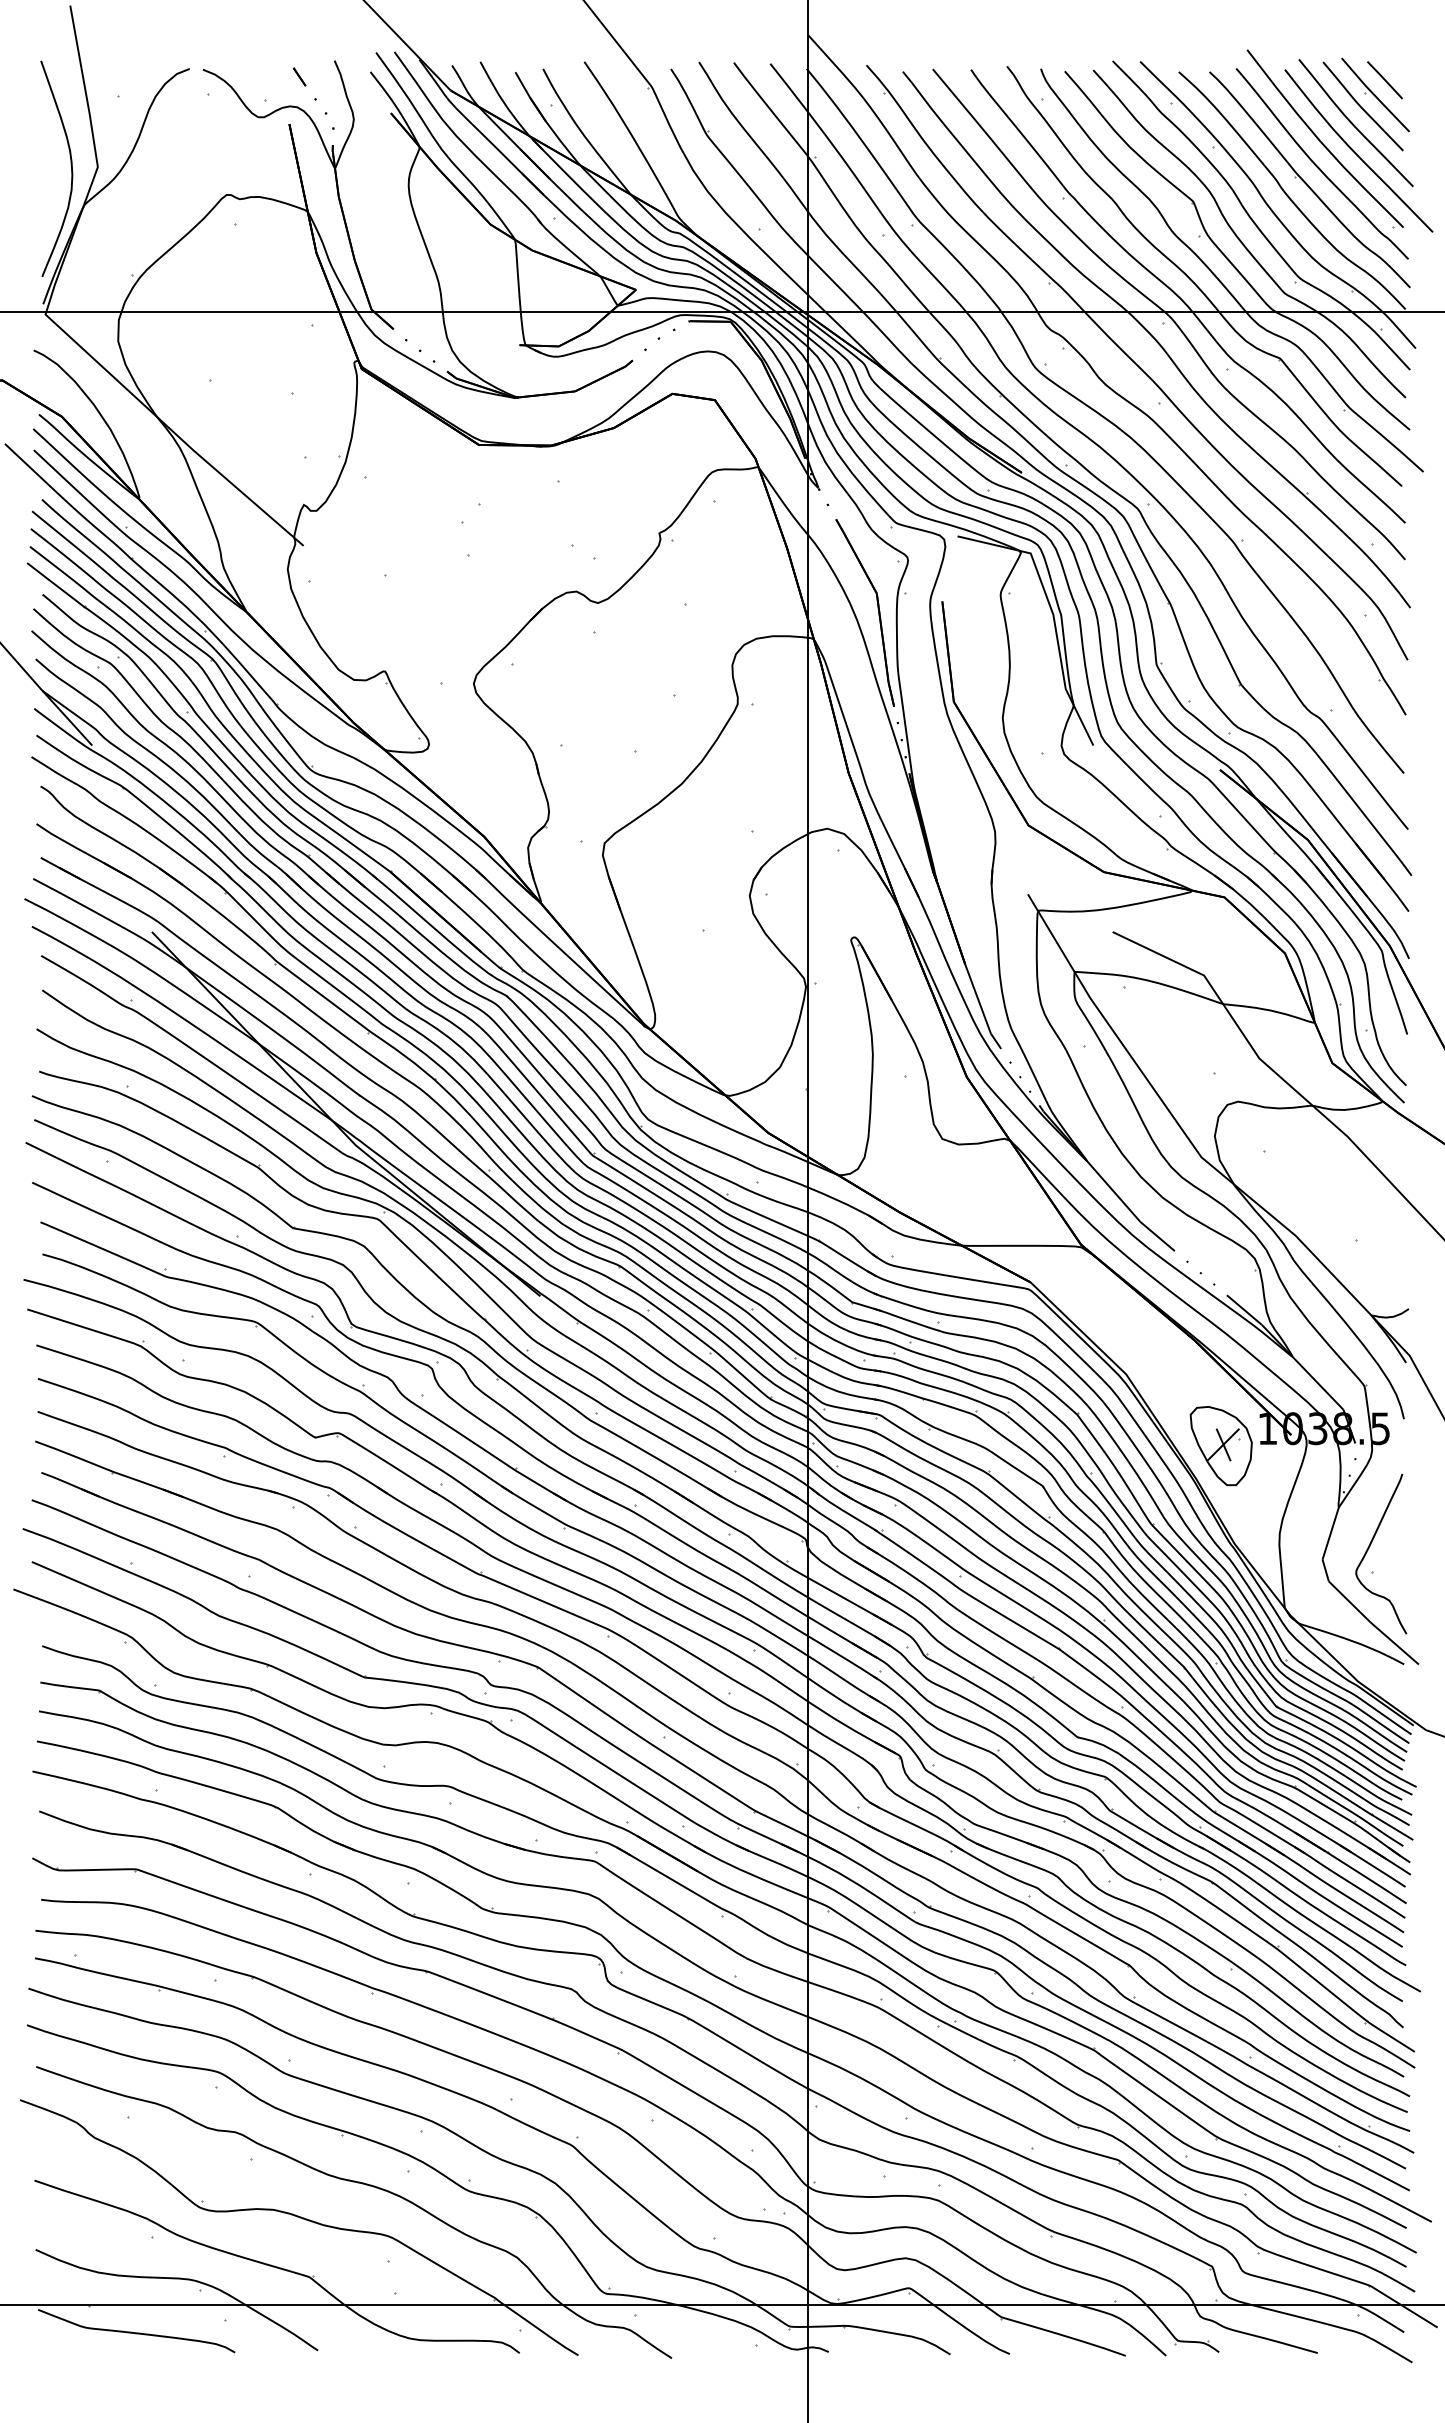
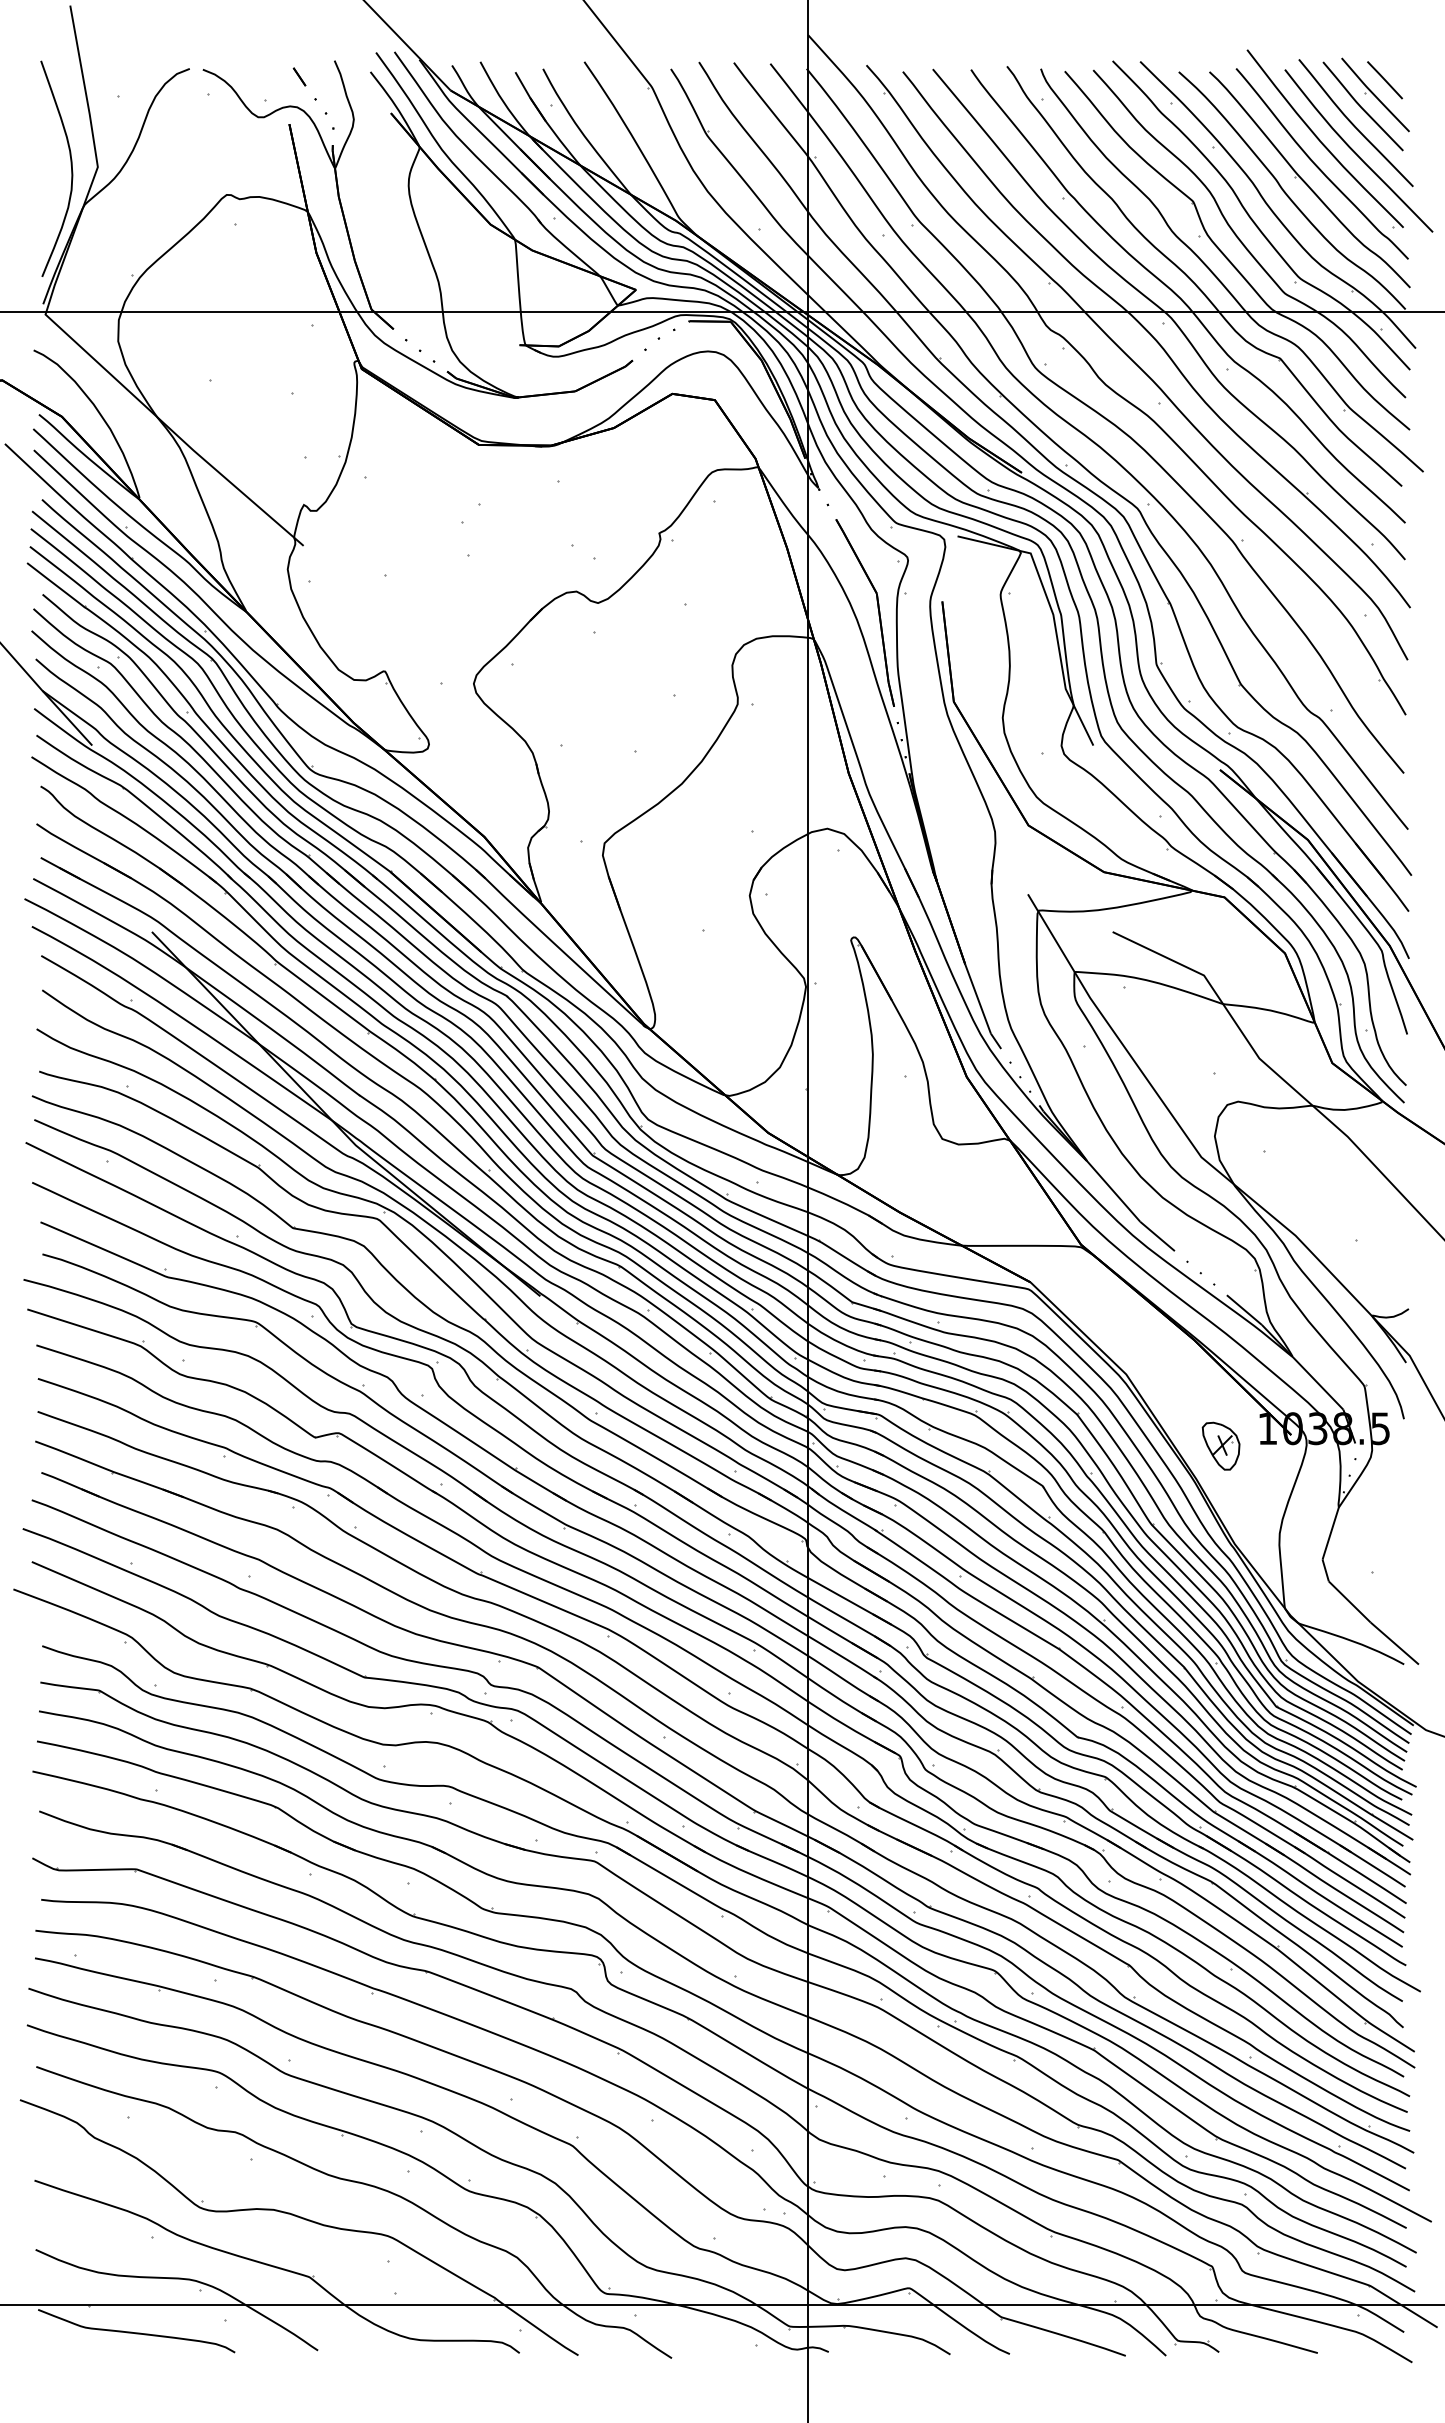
part size: 64x81 px -> 40x50 px (1220, 1445)
curve: present -> none (1369, 1548)
